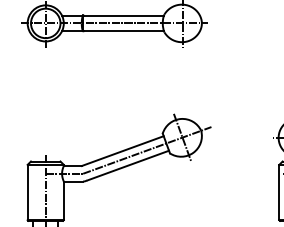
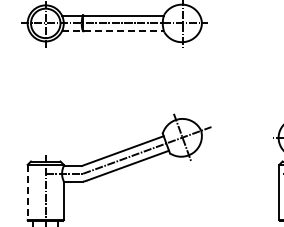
line: solid -> dashed (113, 31)
line: solid -> dashed (27, 192)
